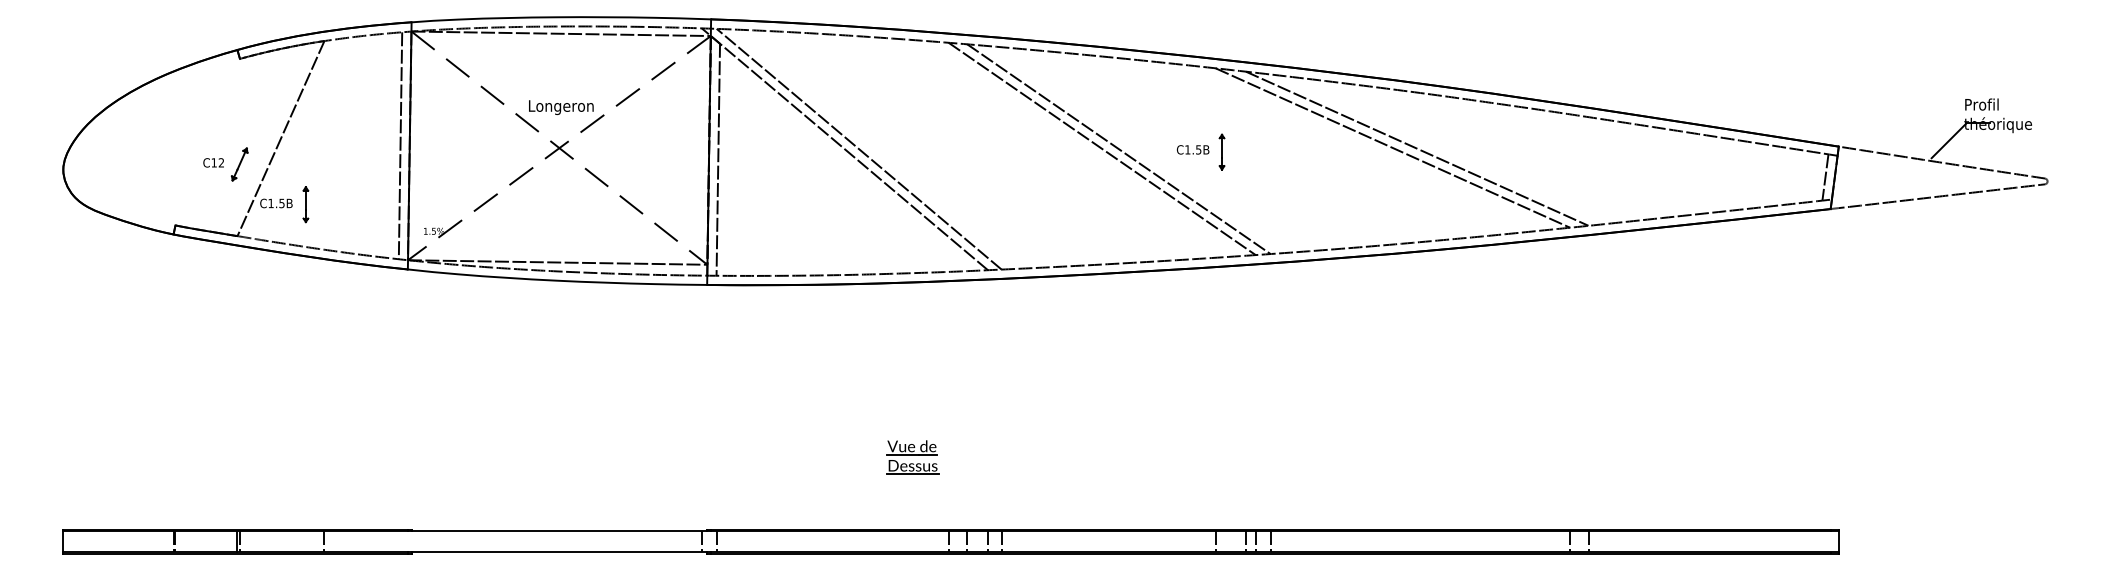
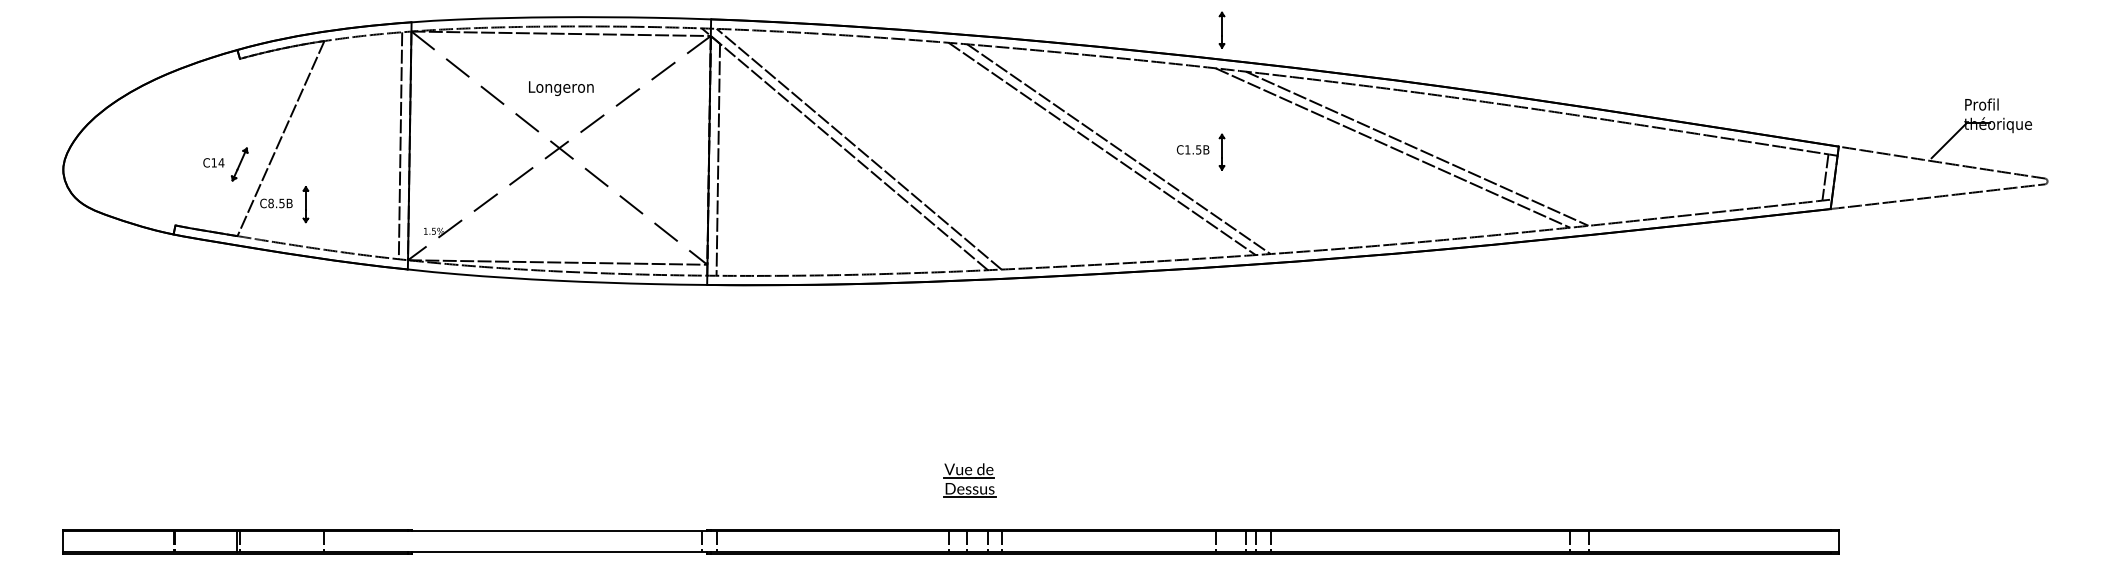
part: none -> present (1221, 29)
text position: (561, 107) -> (561, 88) (561, 88)
text: C12 -> C14 (221, 162)
text: C1.5B -> C8.5B (270, 203)
part position: (912, 457) -> (969, 480) (969, 480)
